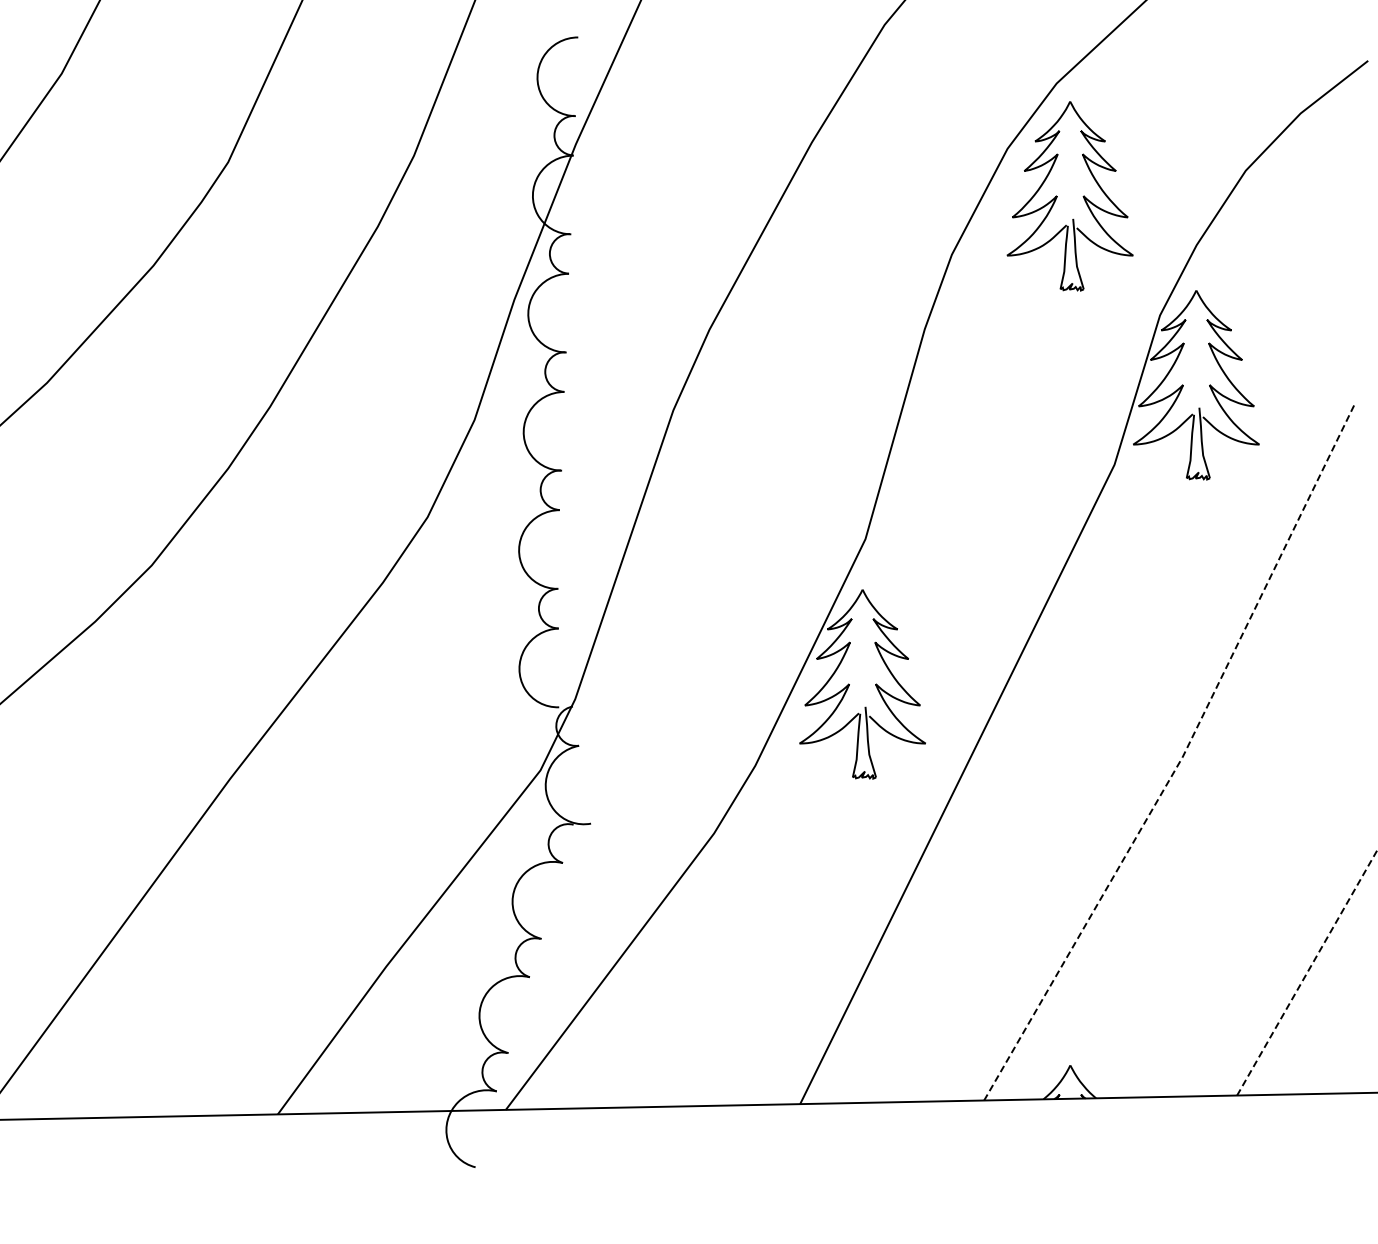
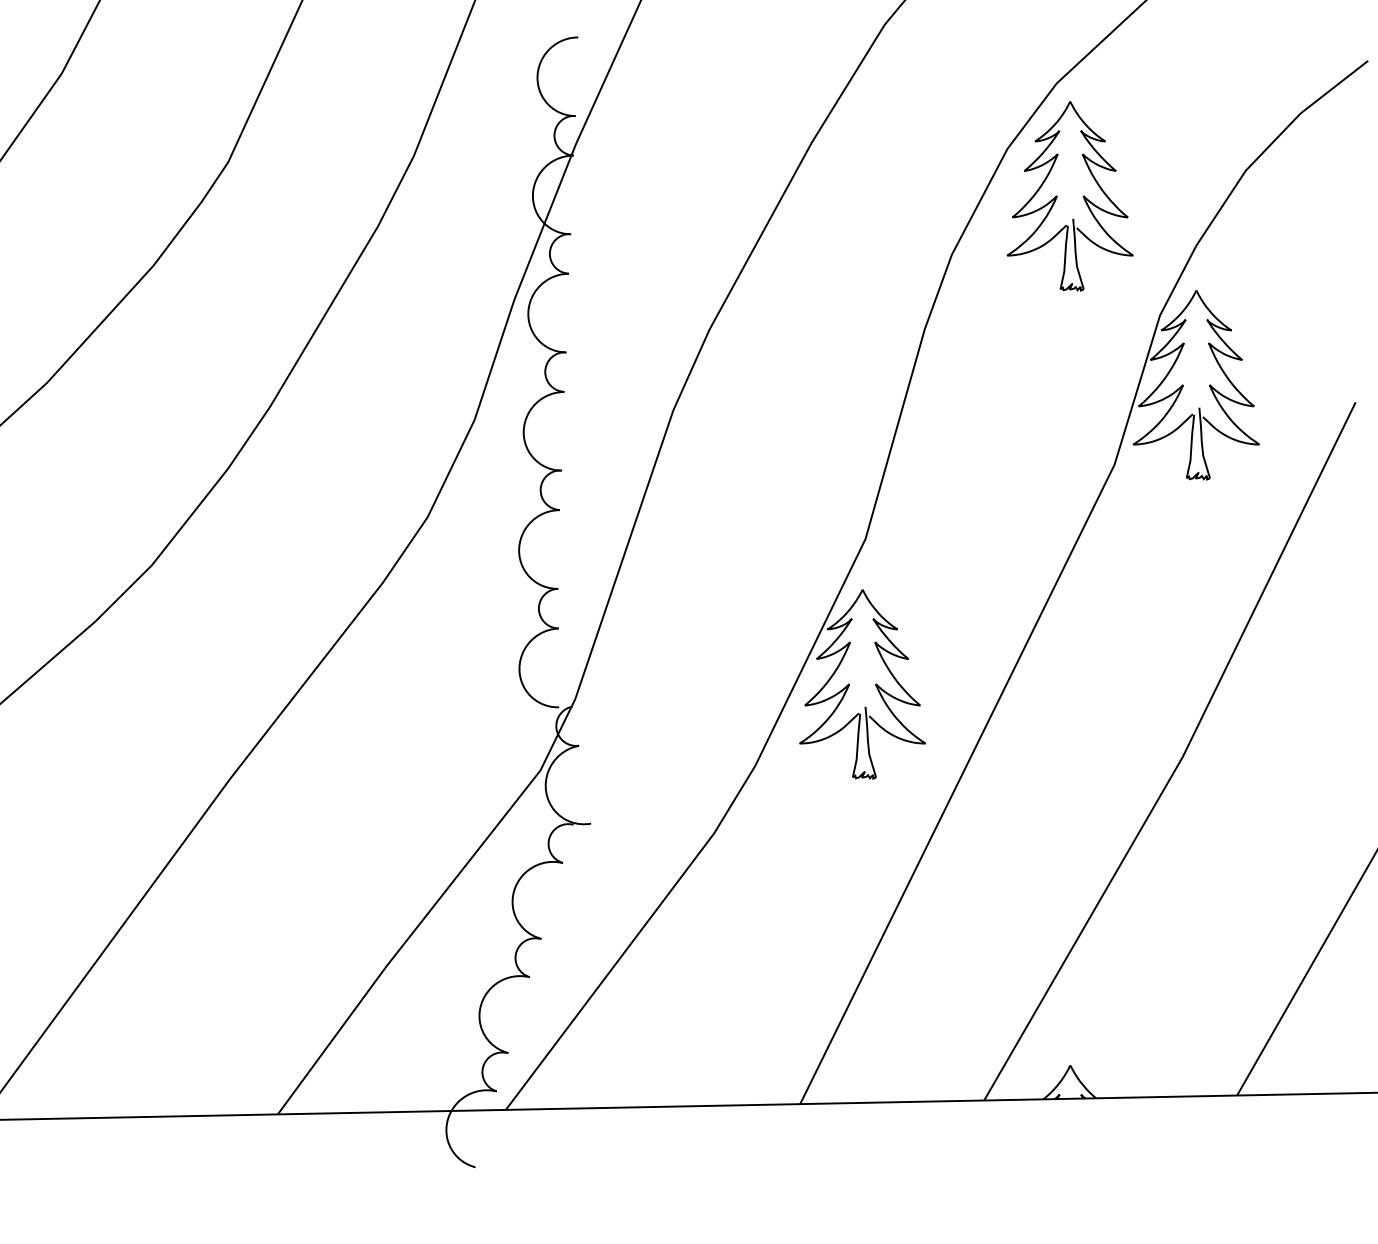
line: dashed -> solid (1182, 757)
line: dashed -> solid (1307, 972)
